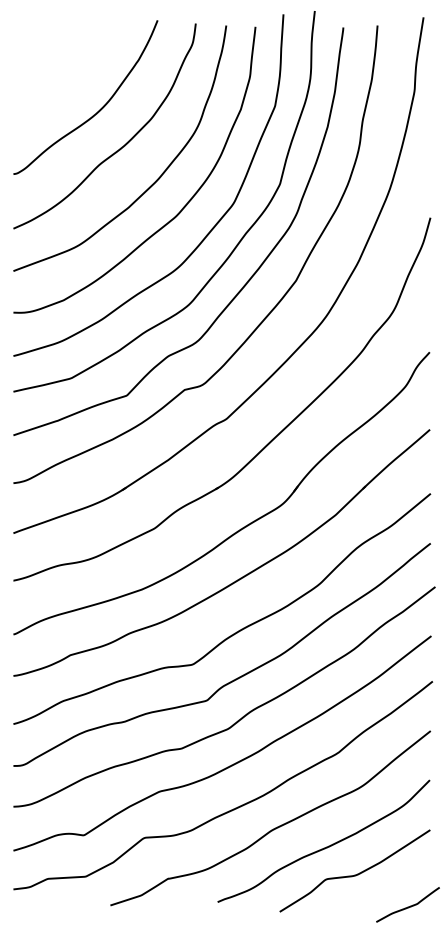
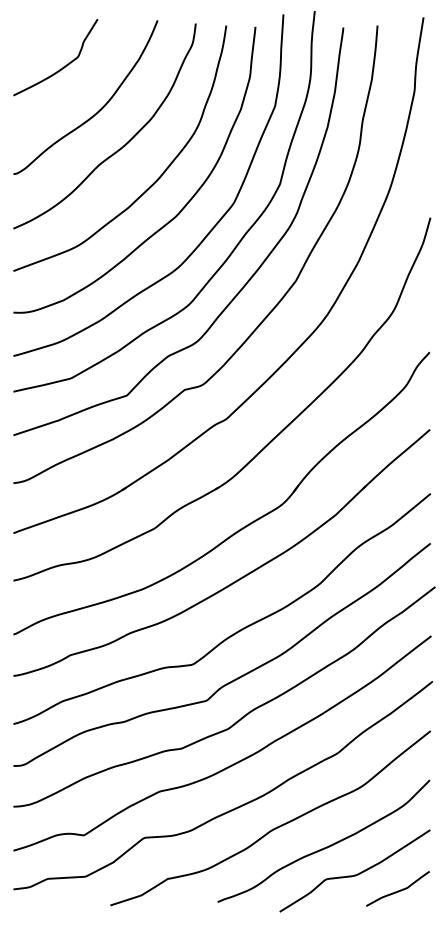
curve: none -> present (63, 66)
curve position: (407, 906) -> (397, 890) (397, 890)
